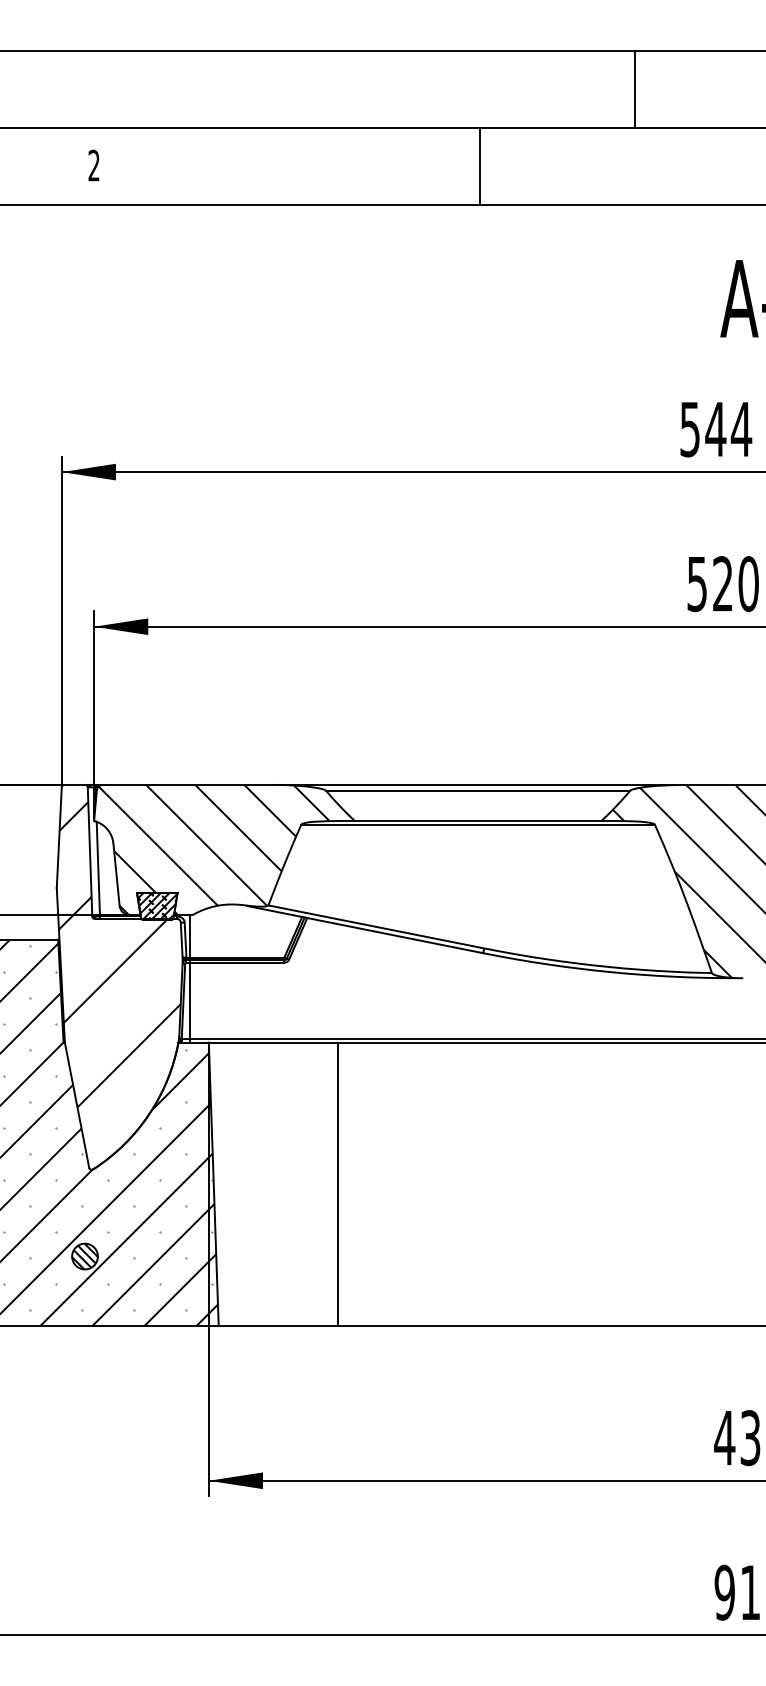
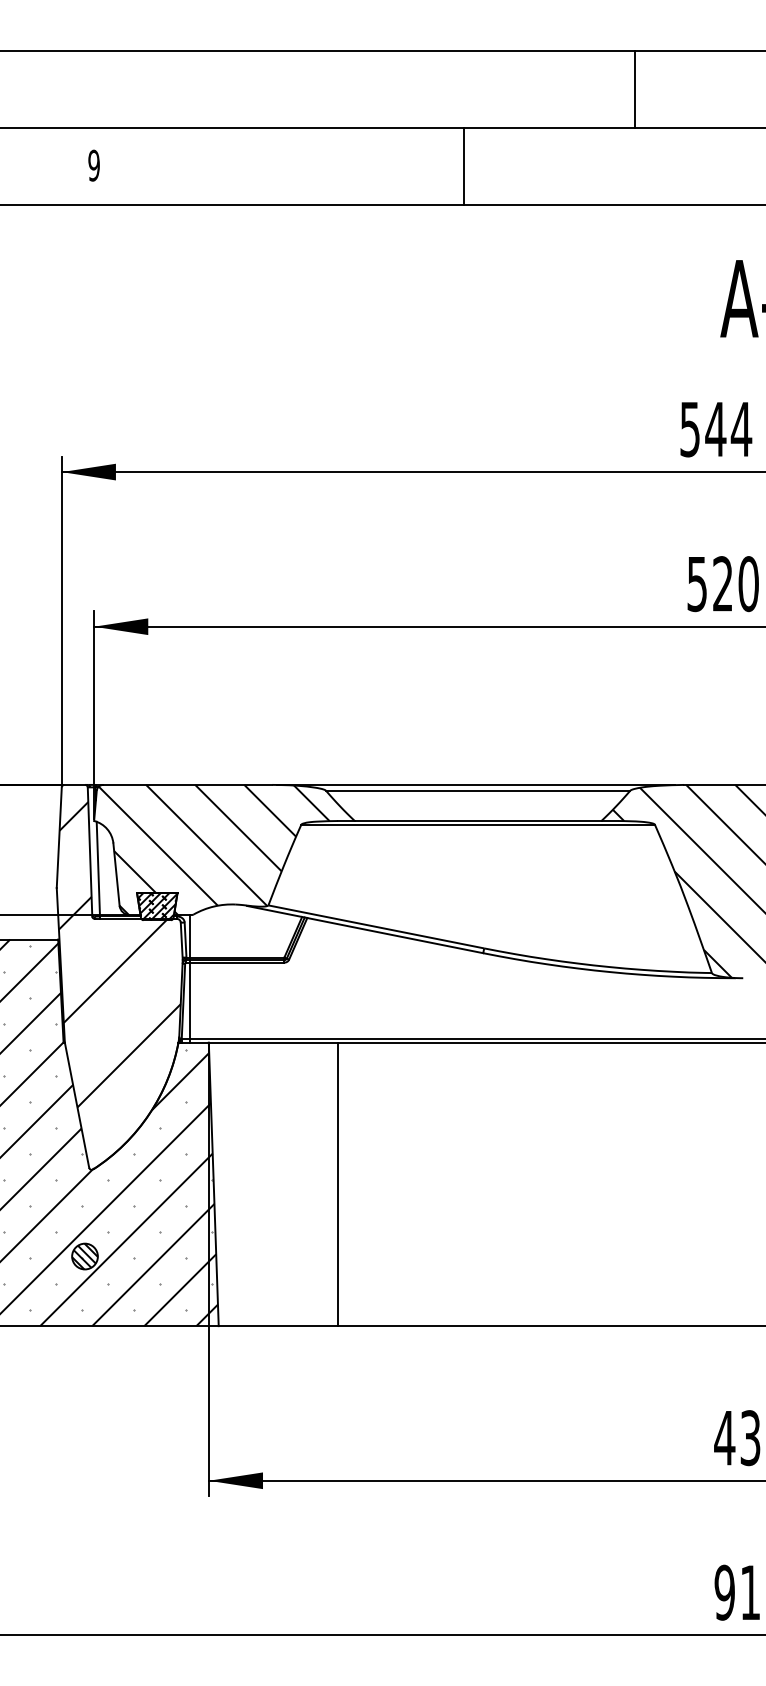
text: 2 -> 9 (93, 165)
line position: (480, 166) -> (464, 166) (464, 166)
